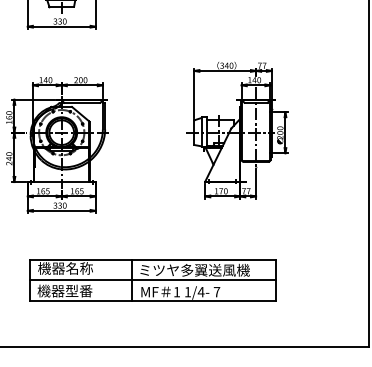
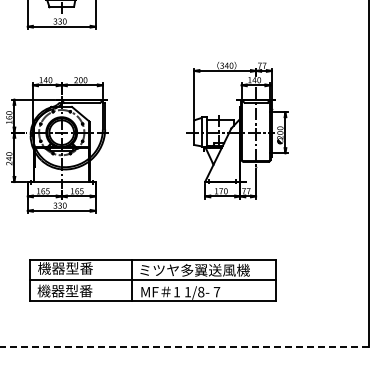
text: 機器名称 -> 機器型番 (79, 268)
text: 1/4- -> 1/8- (200, 291)
line: solid -> dashed (184, 347)
